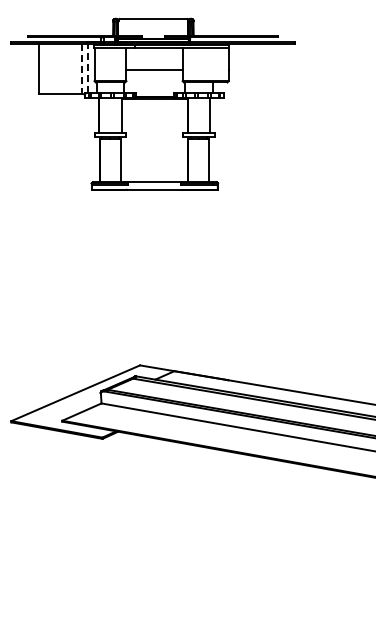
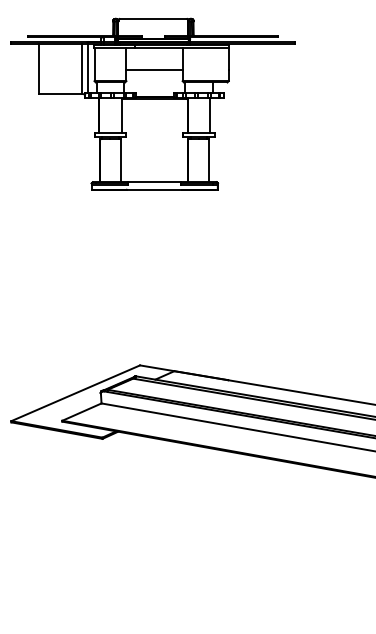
line: dashed -> solid (88, 67)
line: dashed -> solid (81, 68)
